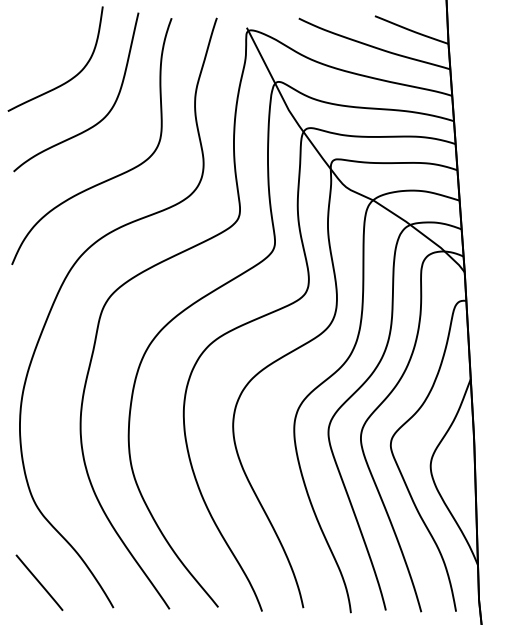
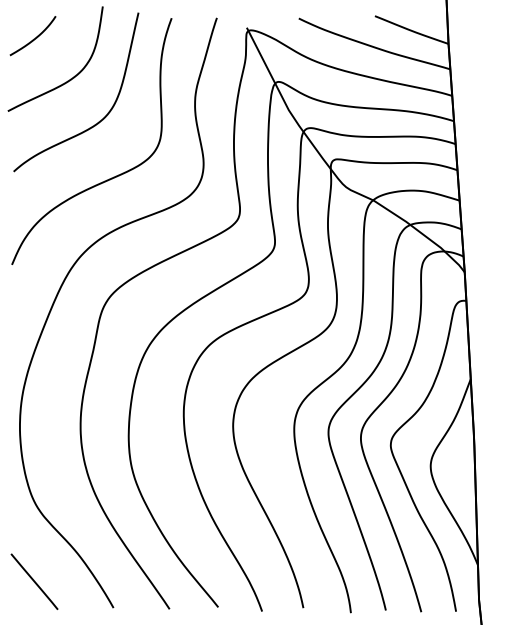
curve: none -> present (33, 38)
line position: (39, 582) -> (34, 581) (34, 581)
